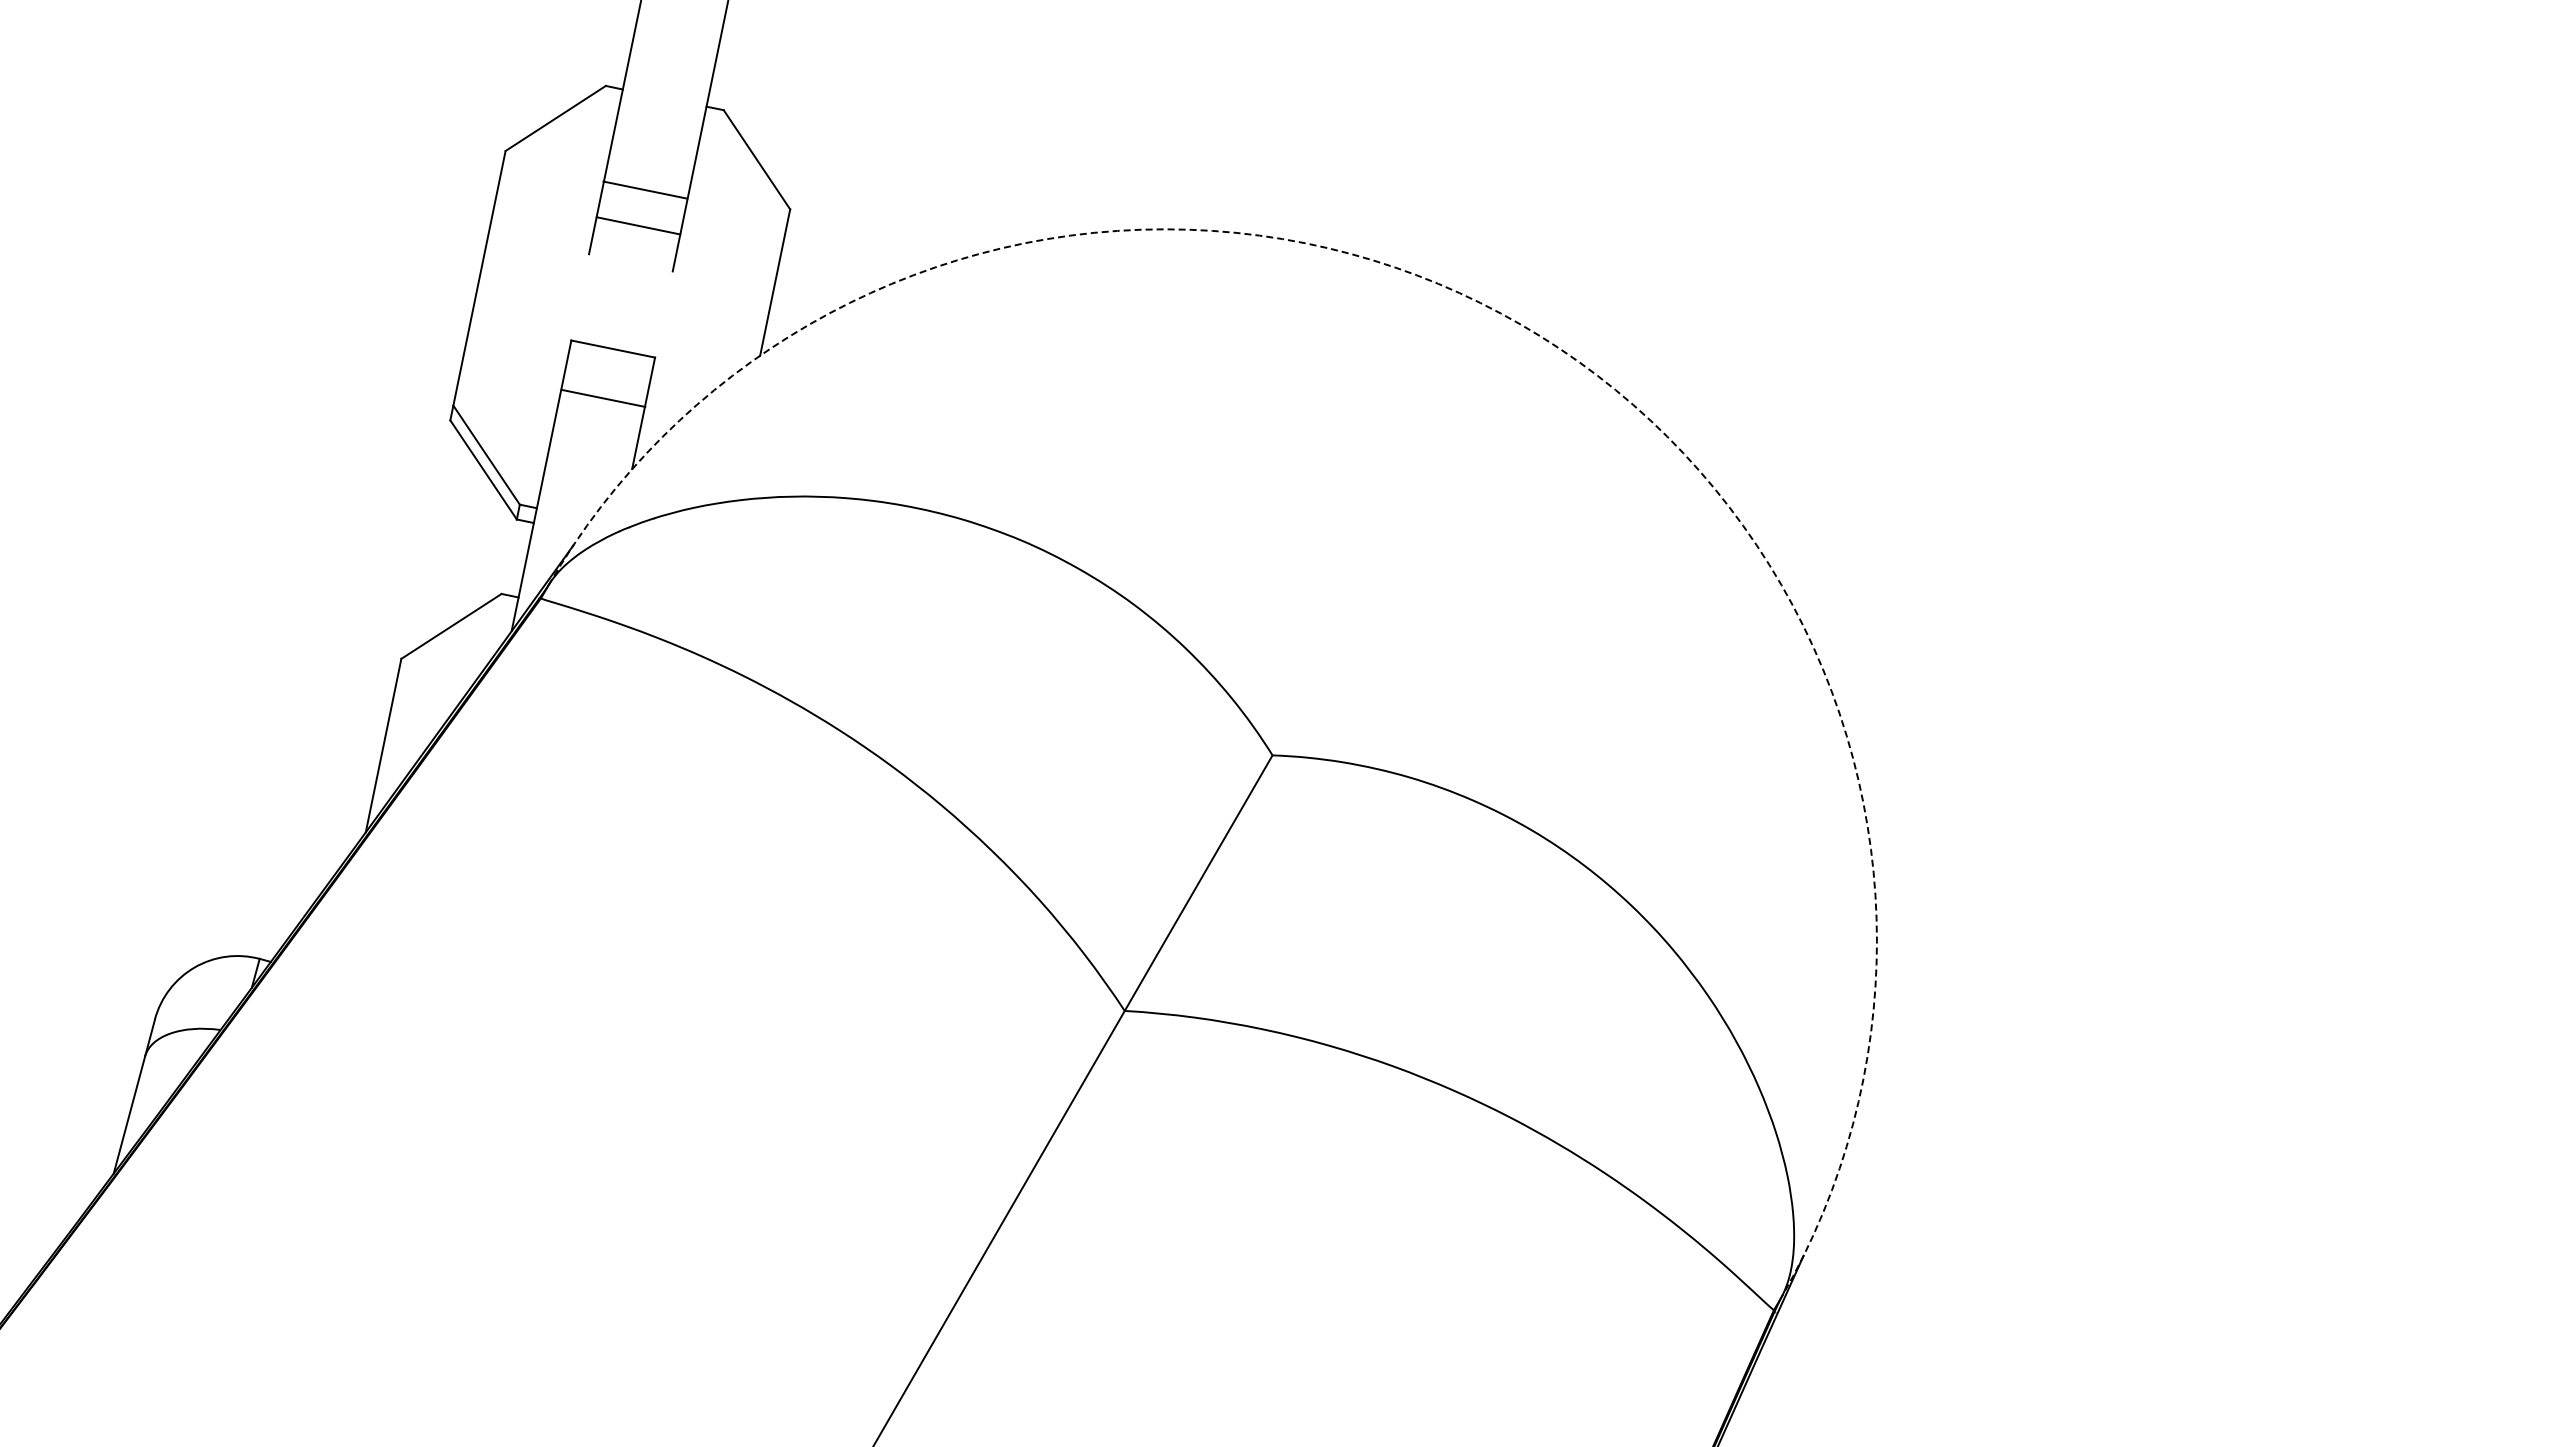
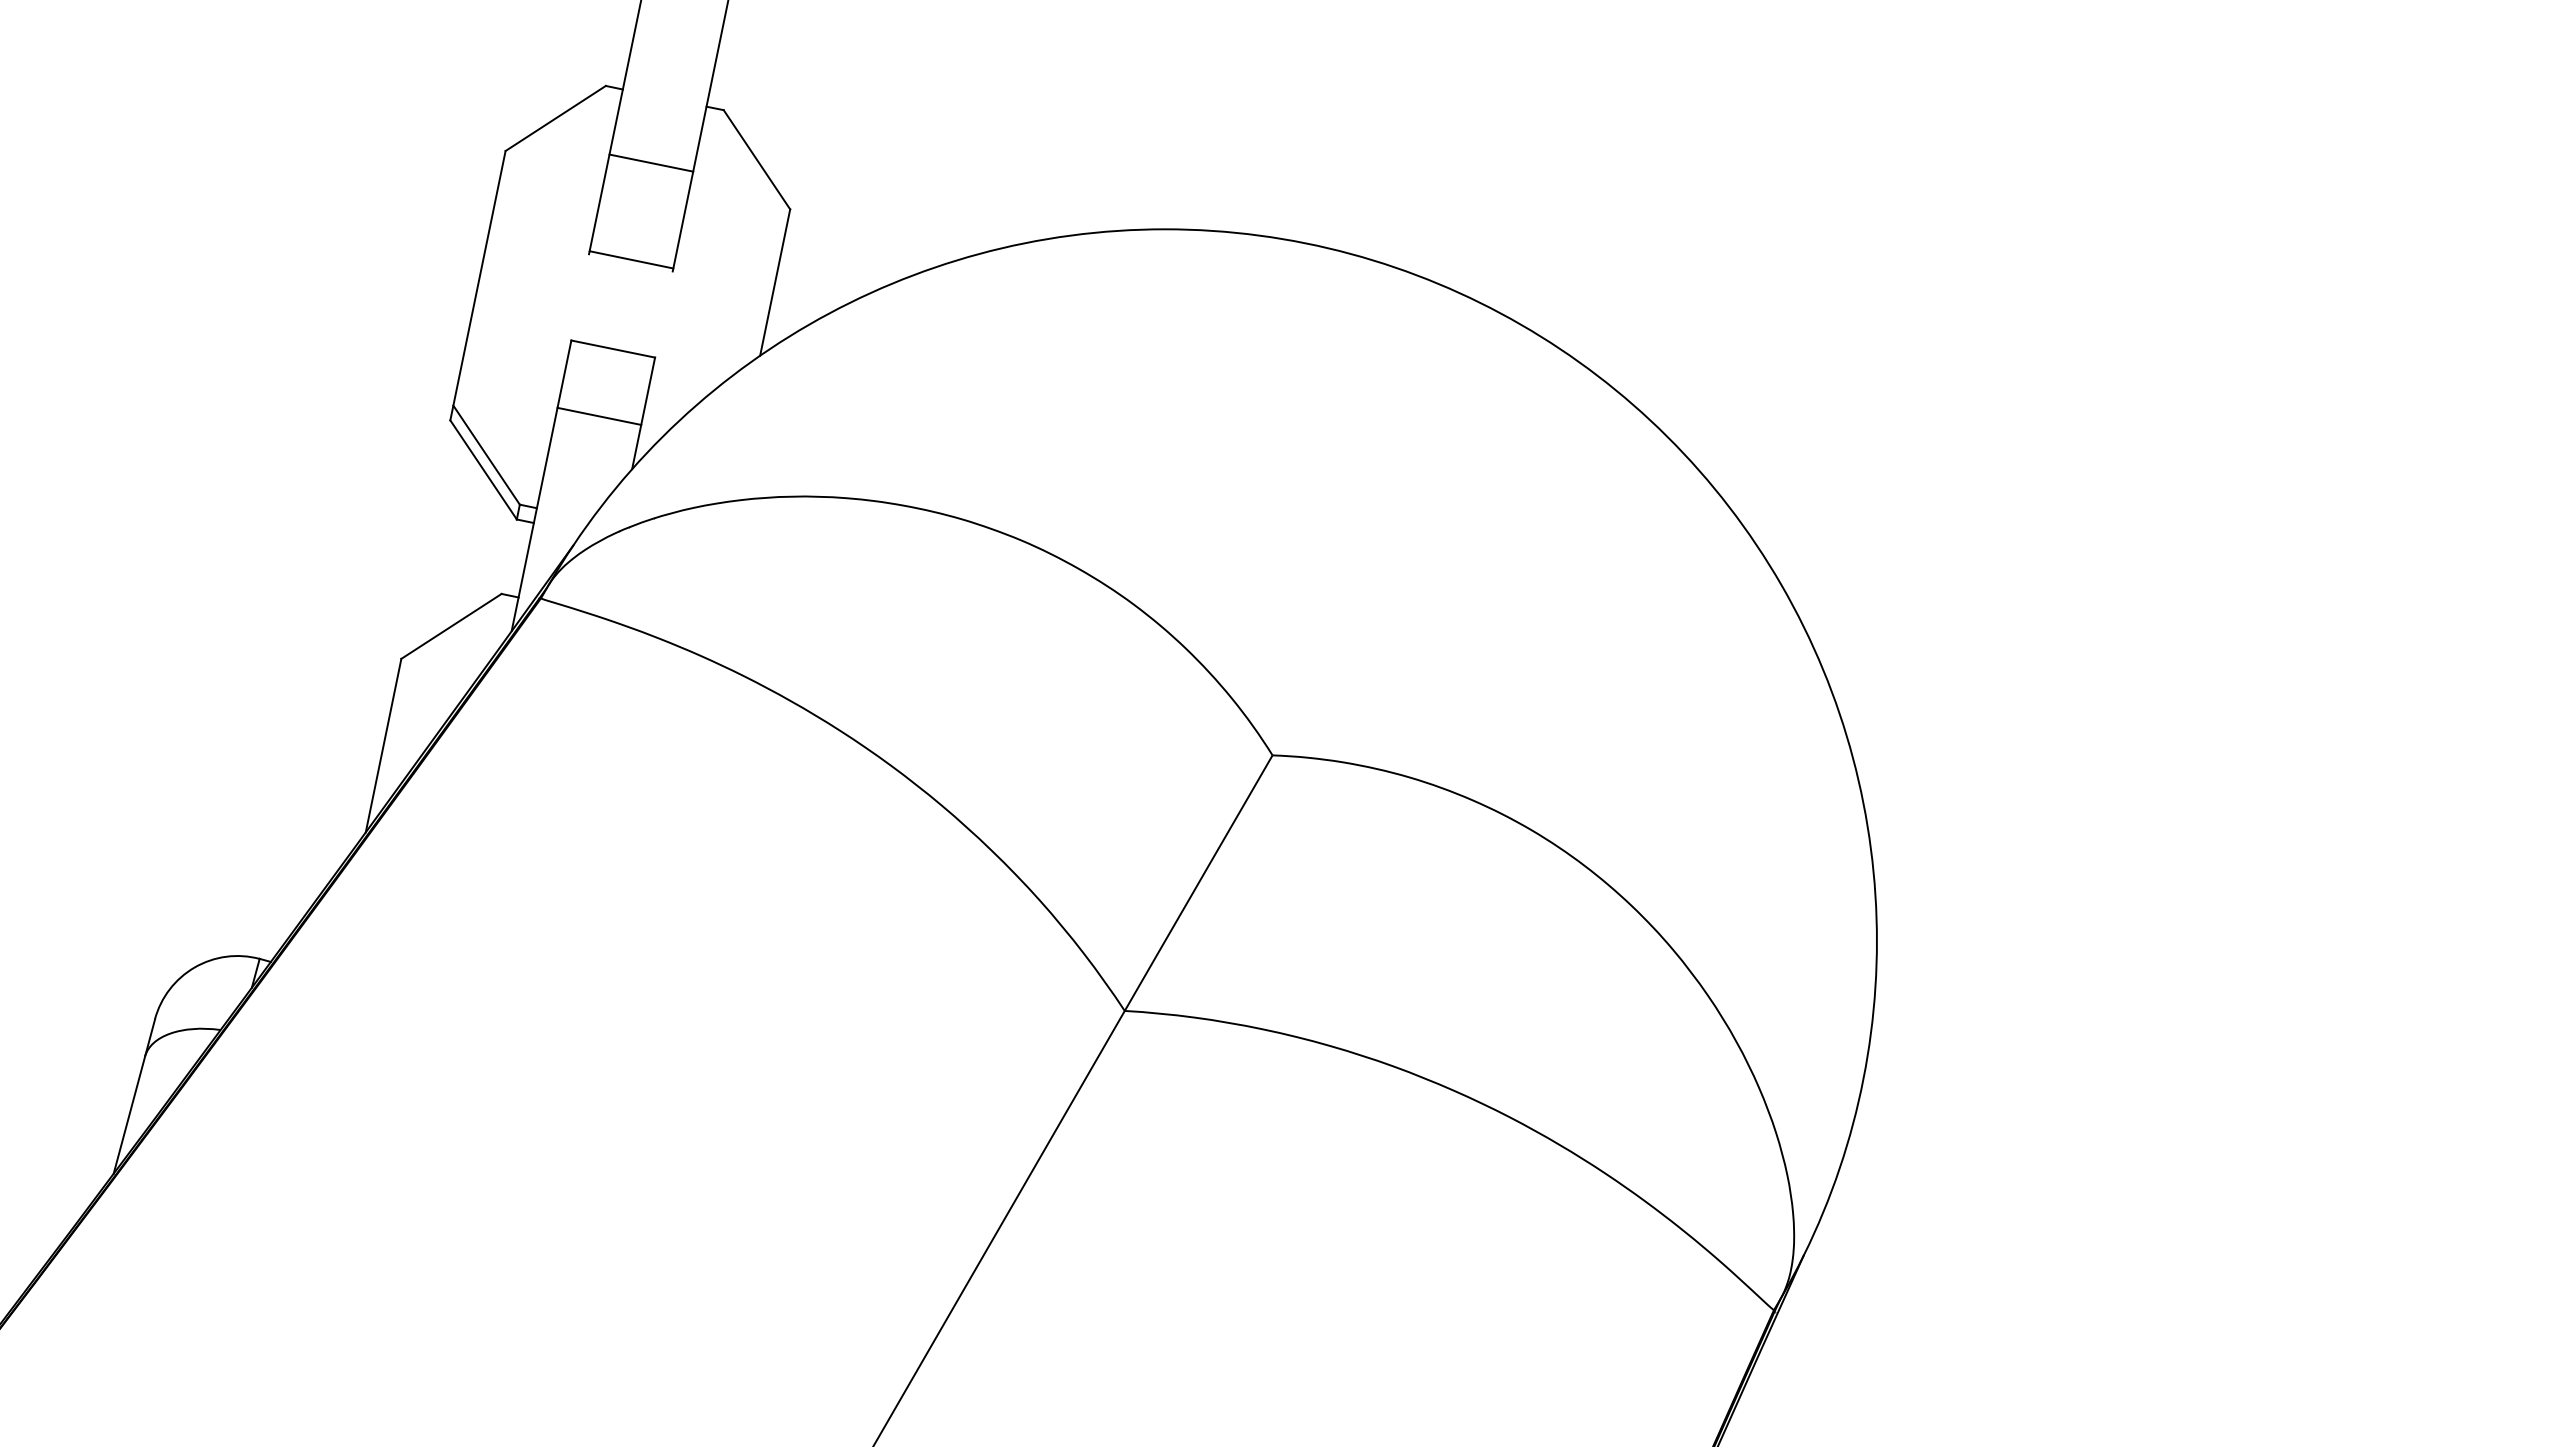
line position: (645, 189) -> (651, 162) (651, 162)
line position: (638, 225) -> (631, 259) (631, 259)
arc: dashed -> solid (1521, 324)
line position: (603, 397) -> (599, 415) (599, 415)
